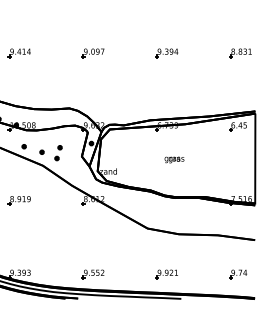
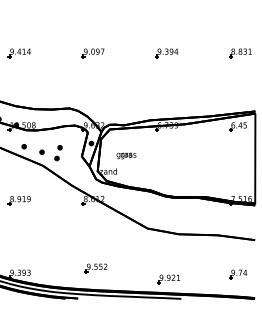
text position: (174, 159) -> (126, 155) (126, 155)
part position: (92, 274) -> (95, 268) (95, 268)
part position: (166, 274) -> (168, 279) (168, 279)
